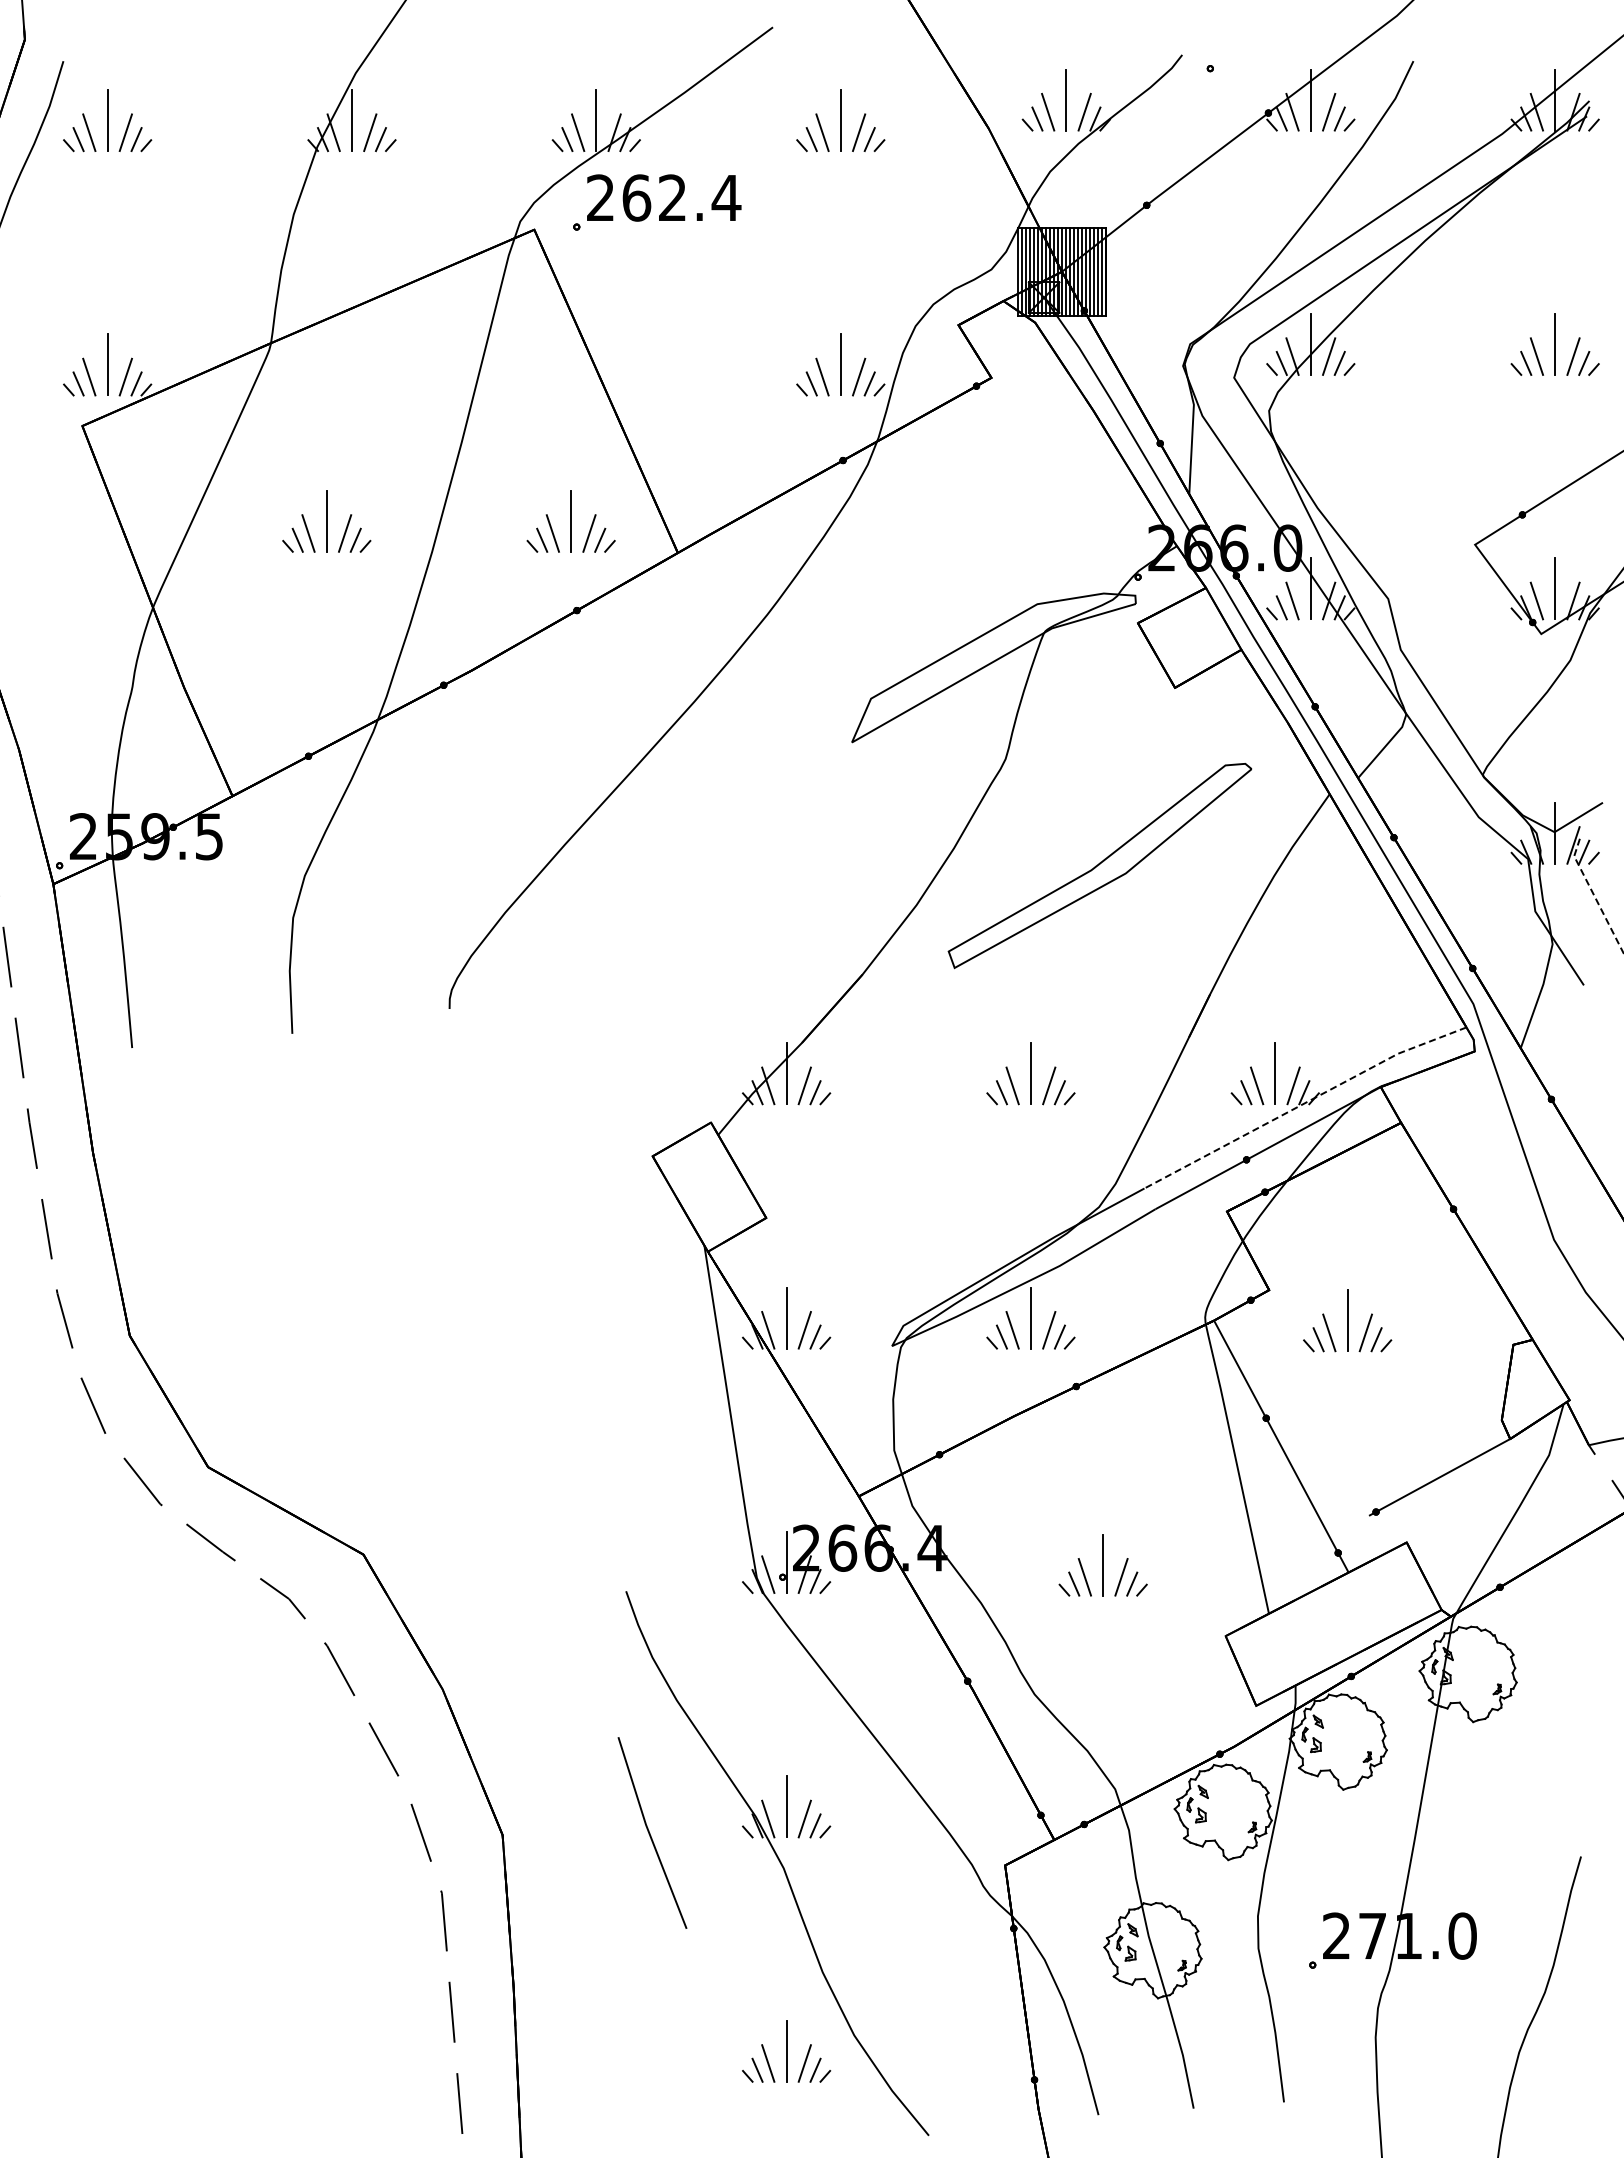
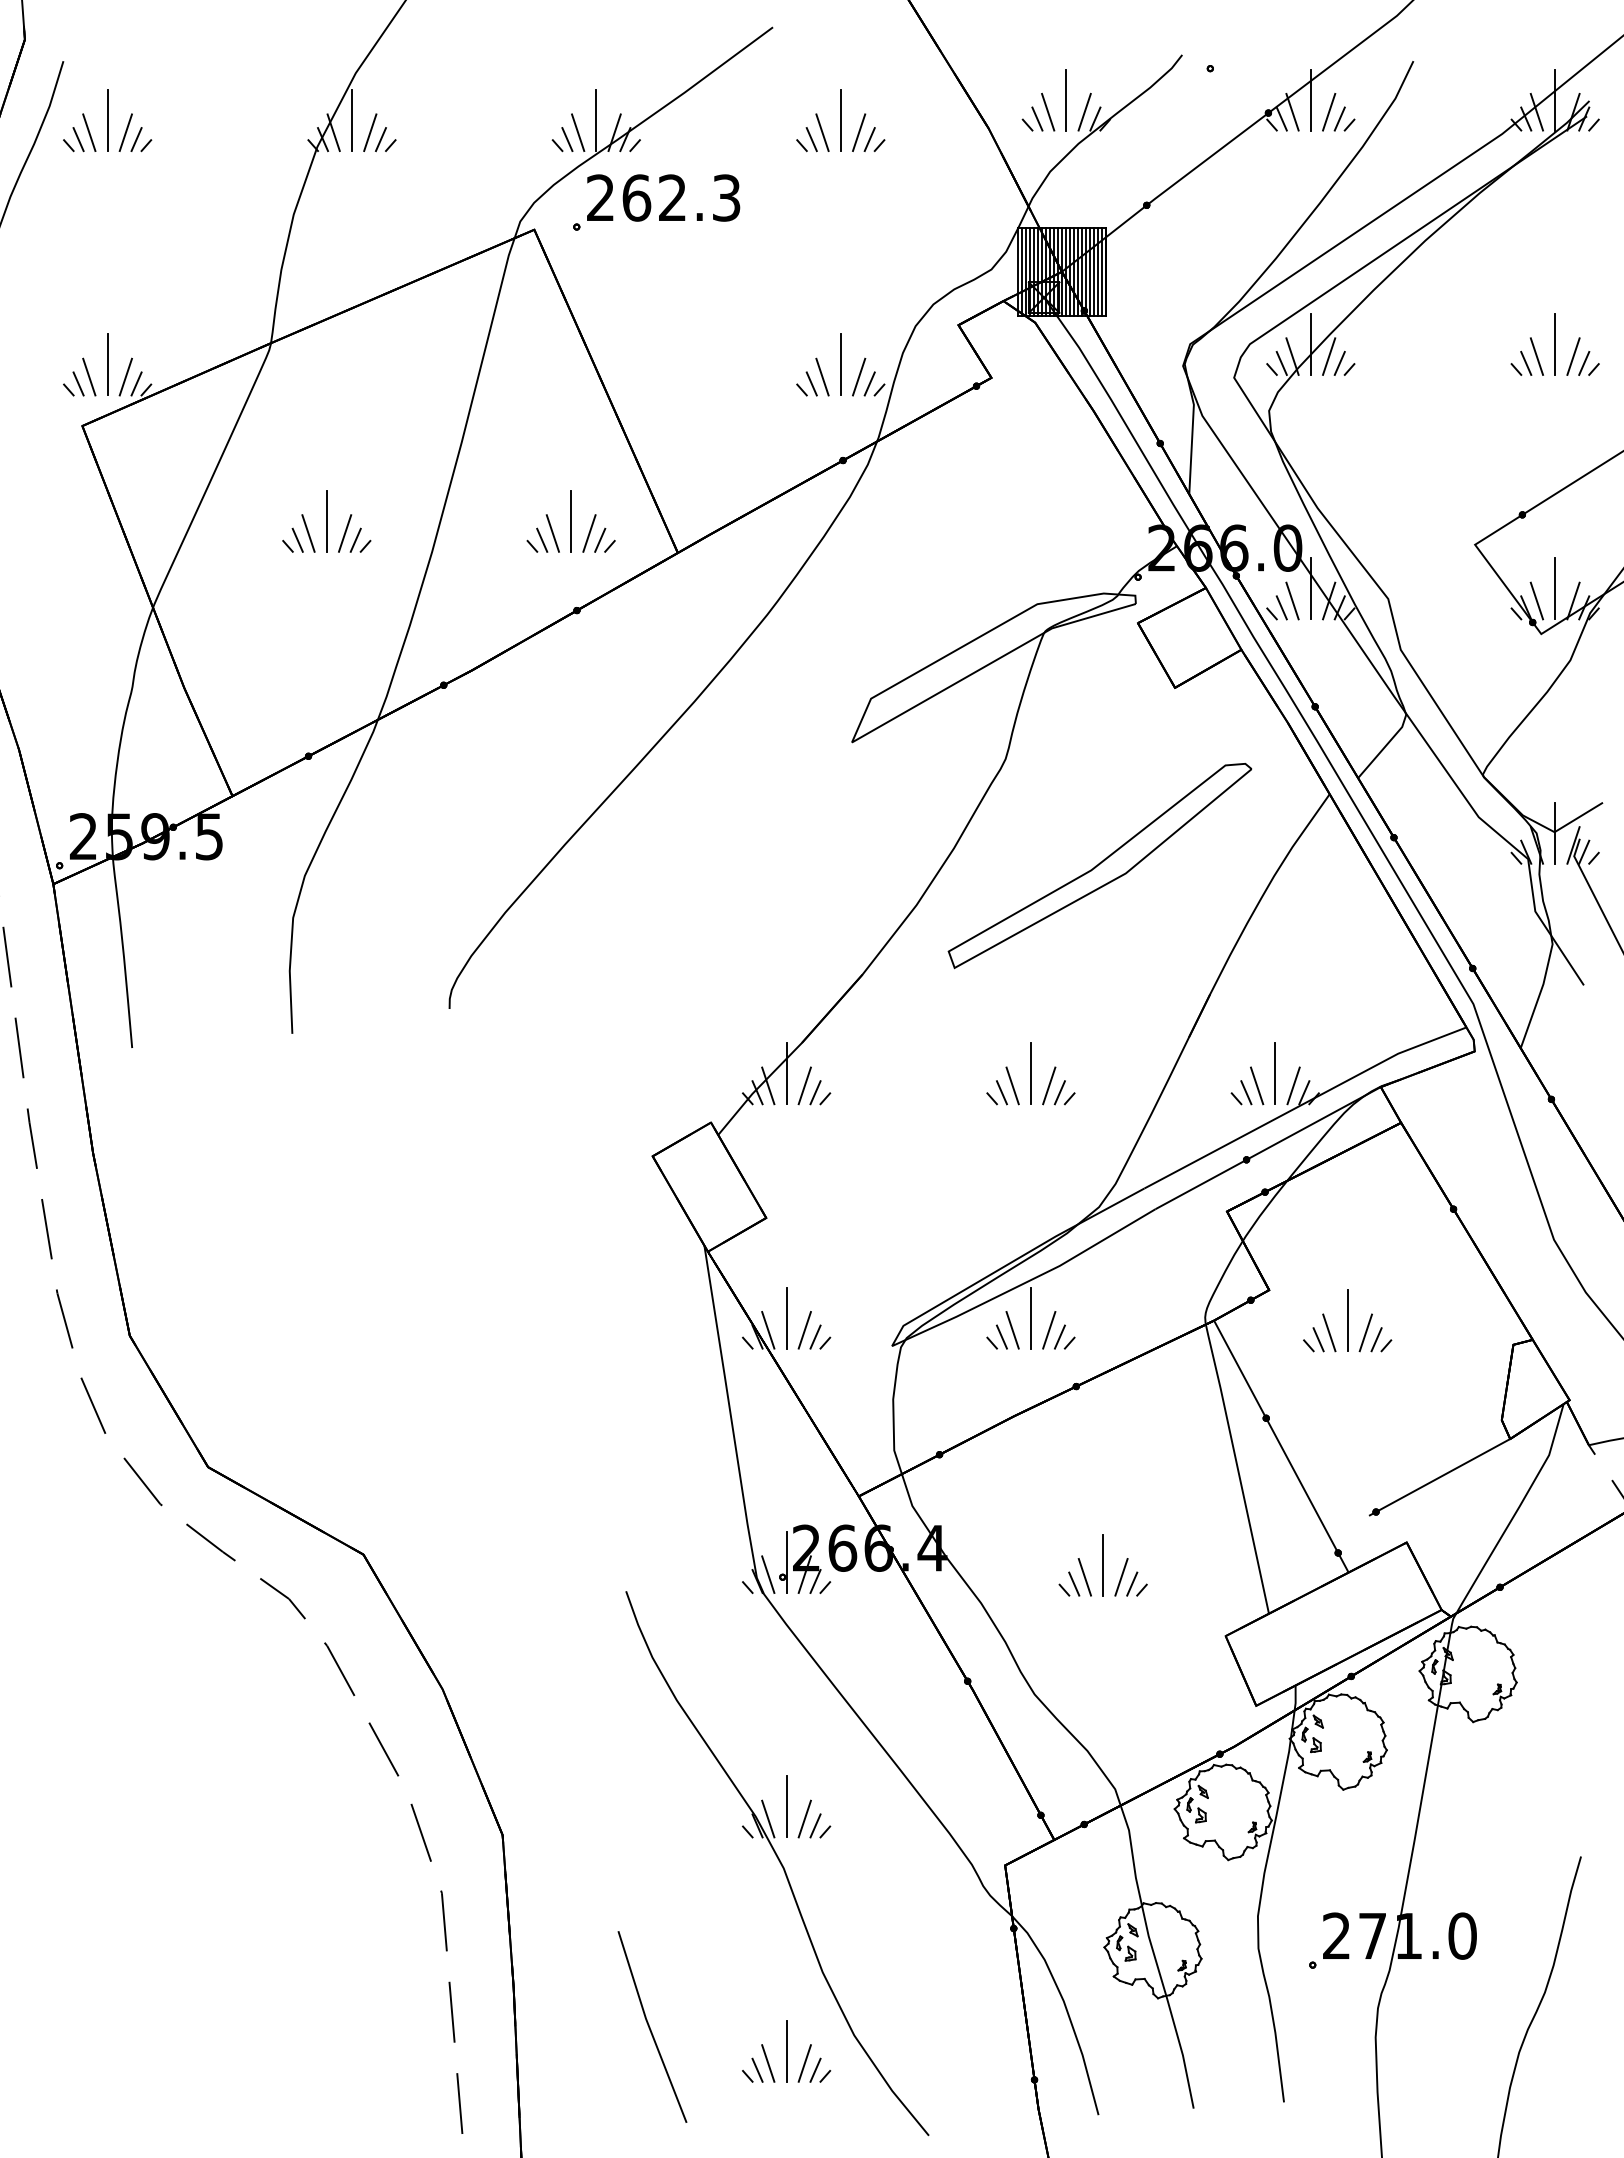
text: 262.4 -> 262.3 (726, 197)
line: dashed -> solid (1594, 896)
line: dashed -> solid (1303, 1103)
line position: (650, 1833) -> (650, 2027) (650, 2027)
